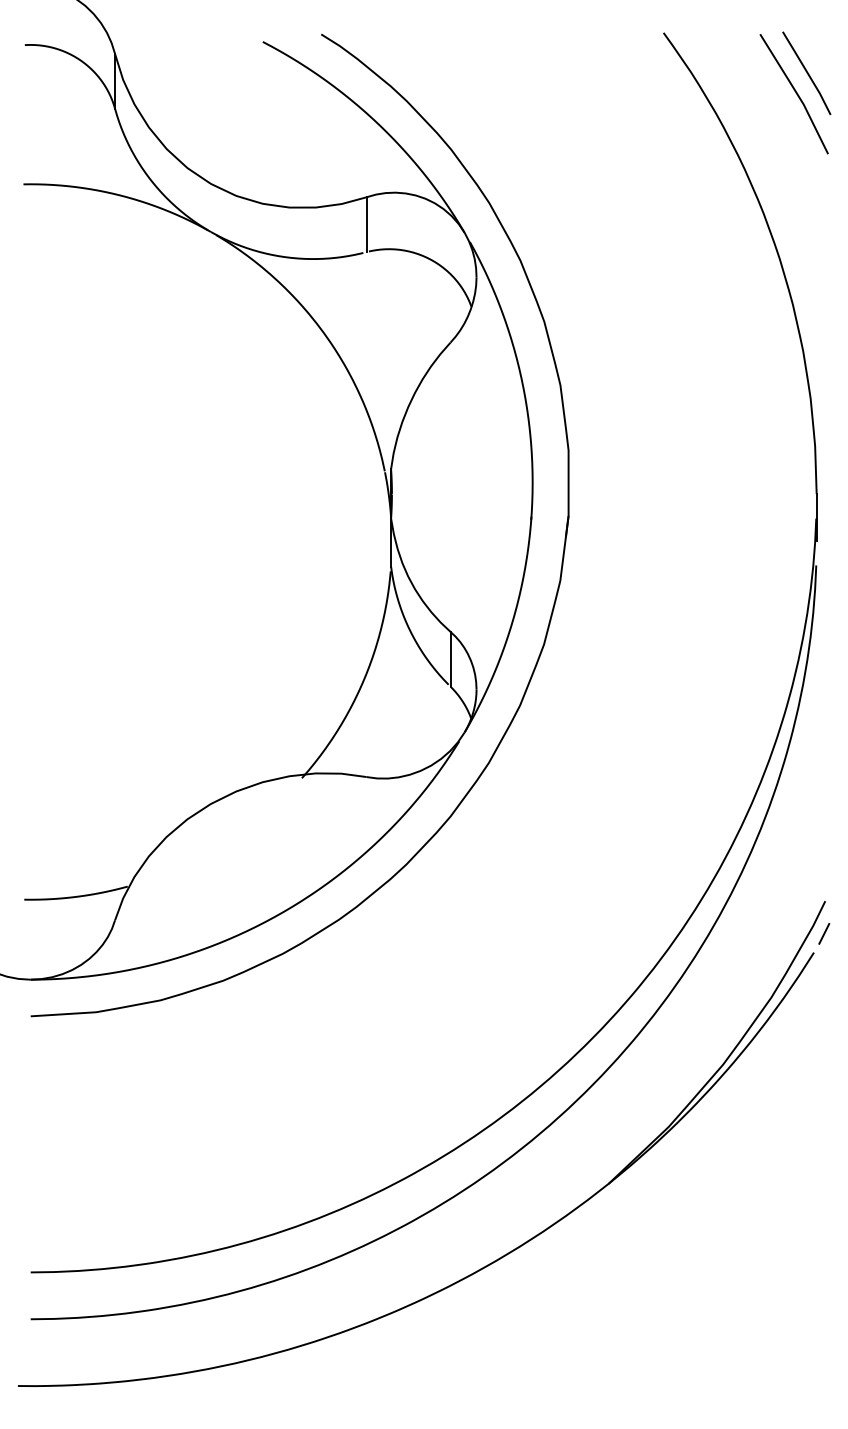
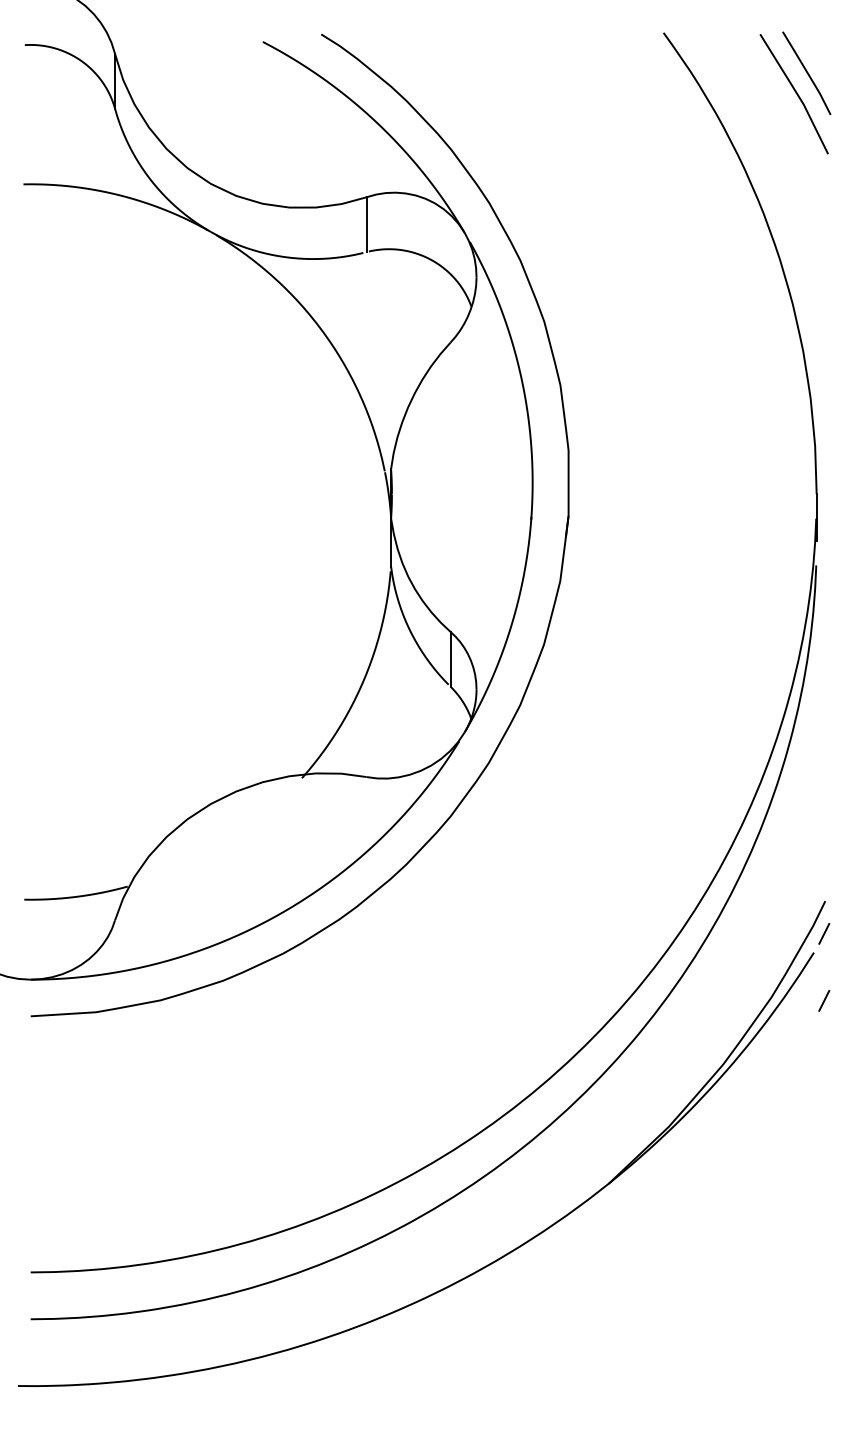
line: none -> present (824, 1000)
